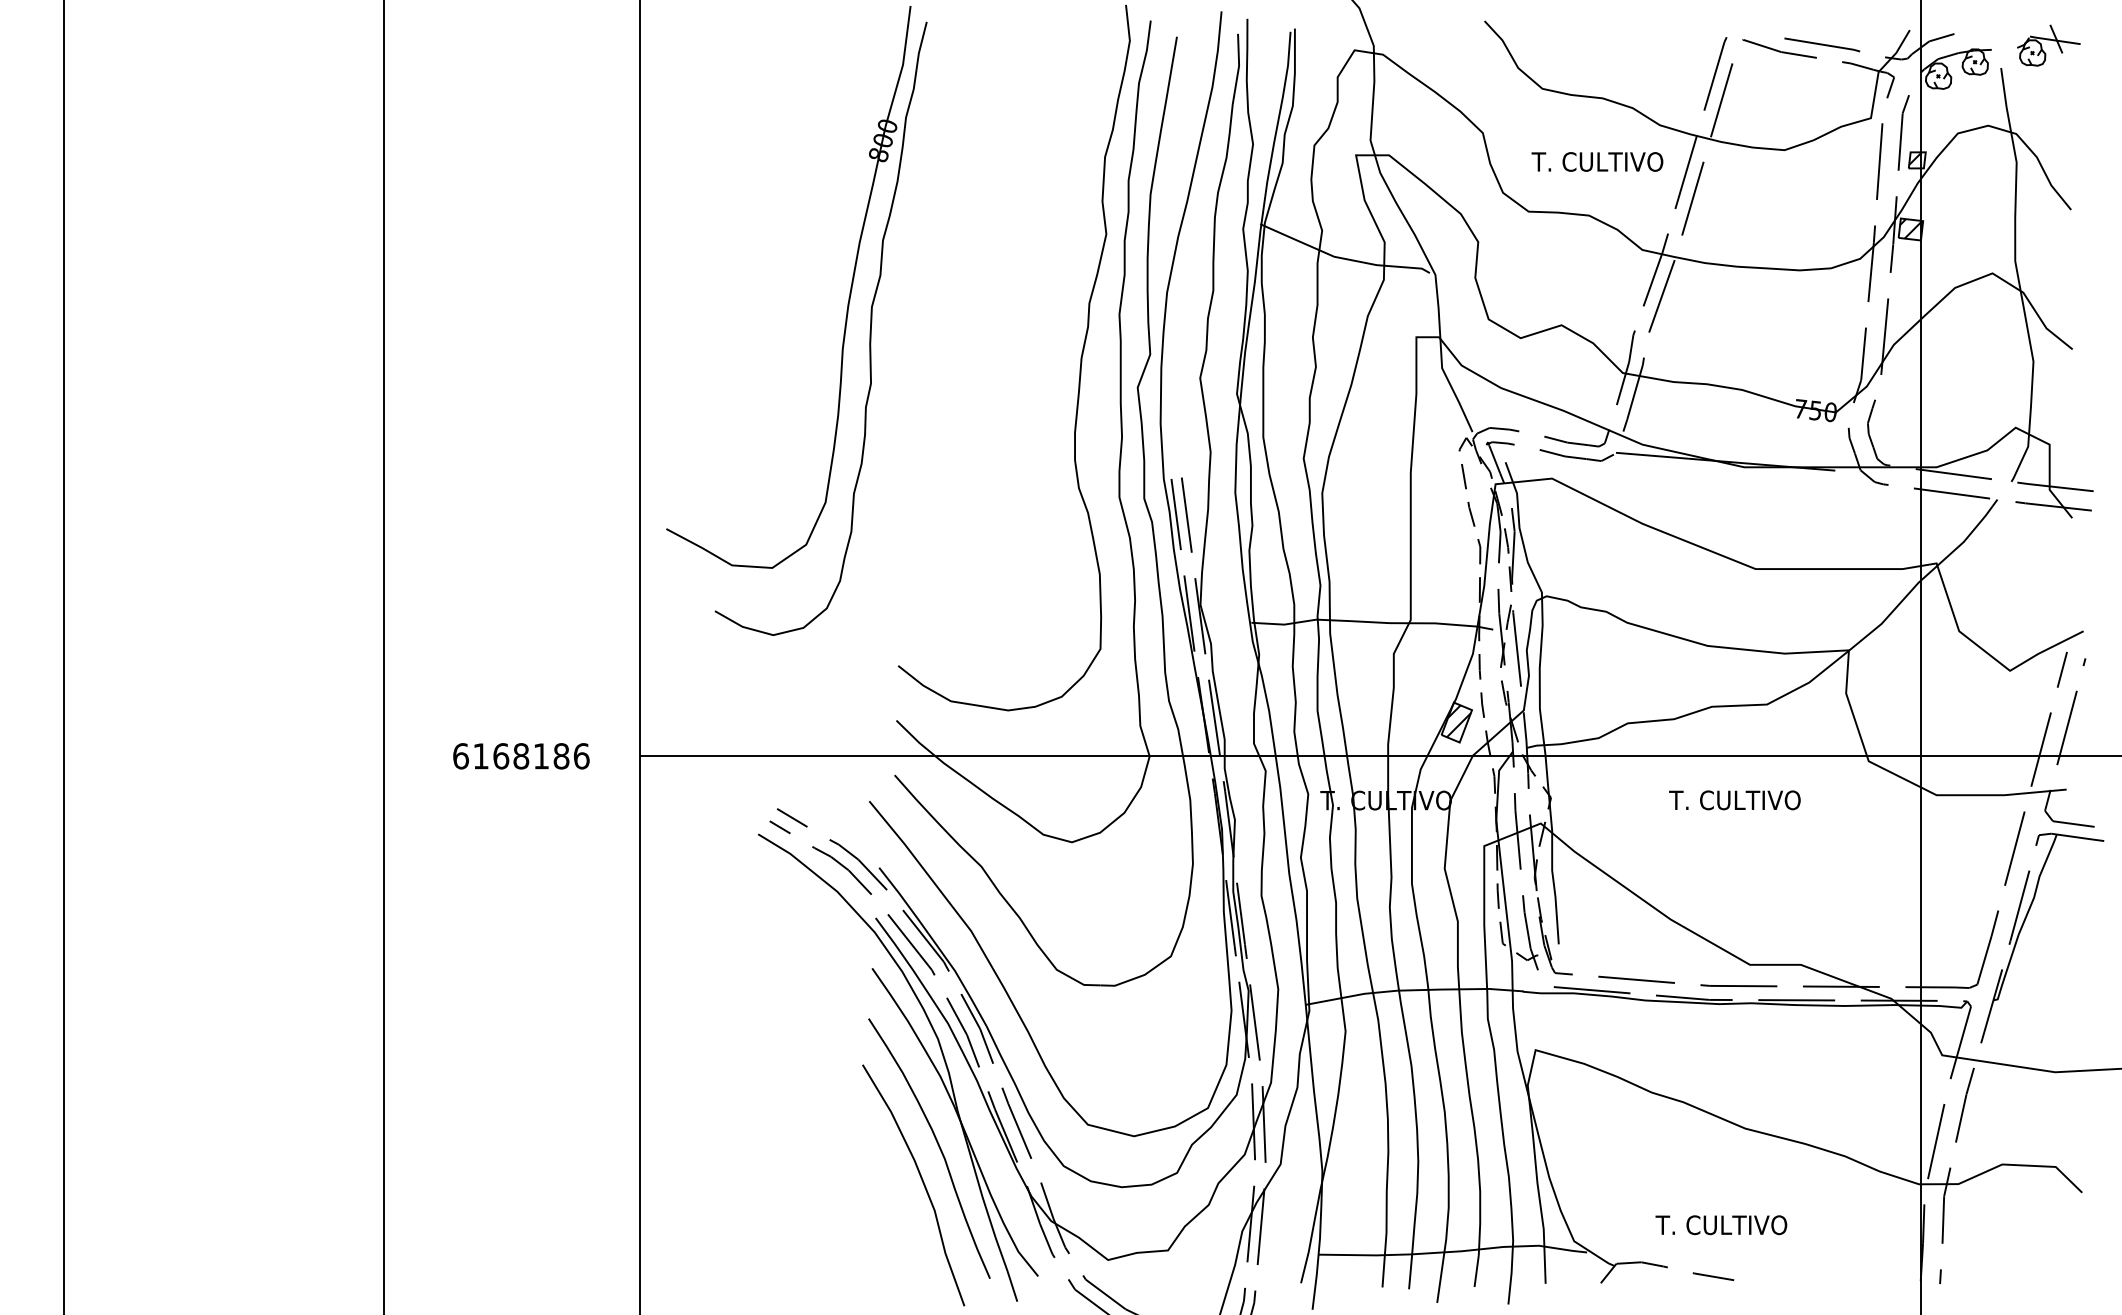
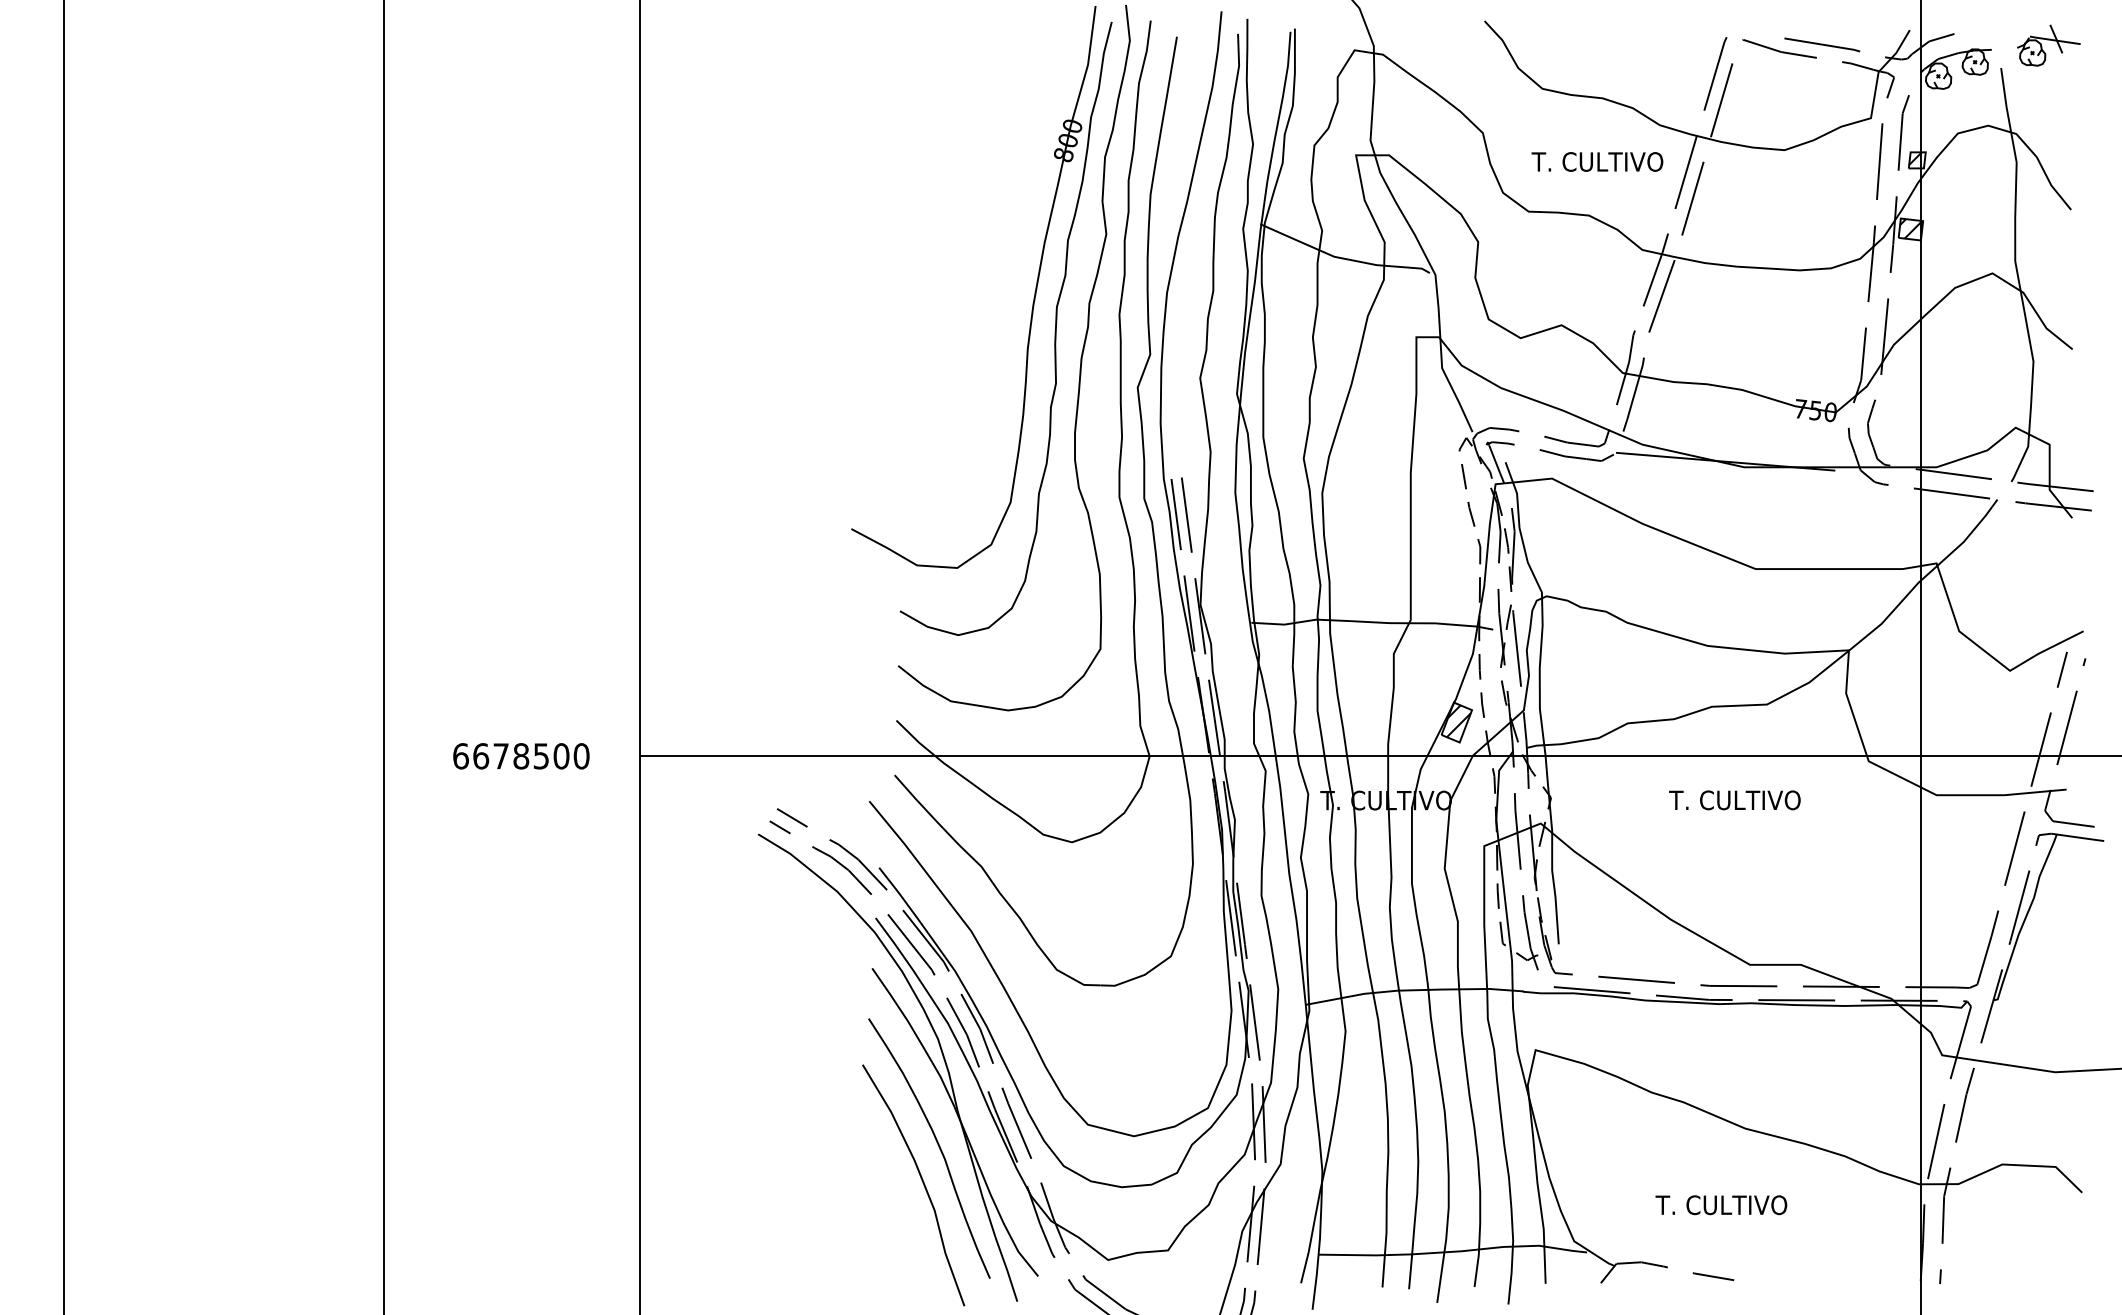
part position: (844, 325) -> (1029, 325) (1029, 325)
text: 6168186 -> 6678500 (531, 756)
text position: (1721, 1225) -> (1721, 1205) (1721, 1205)
